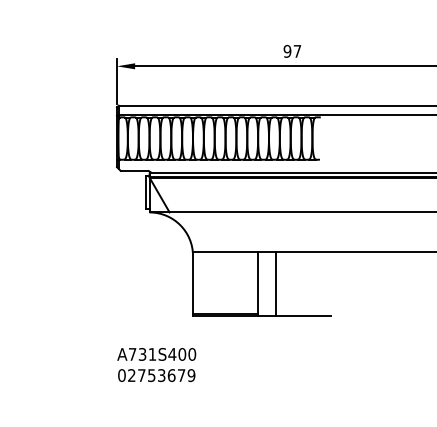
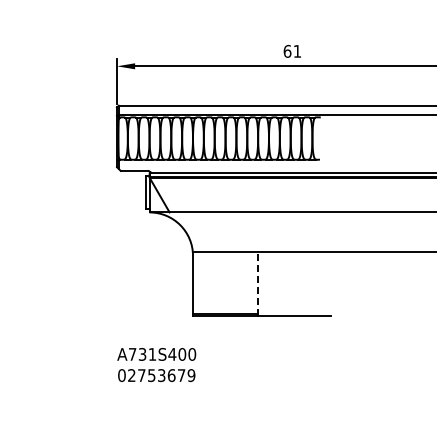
text: 97 -> 61 (292, 50)
line: solid -> dashed (258, 283)
line: present -> none (276, 283)
